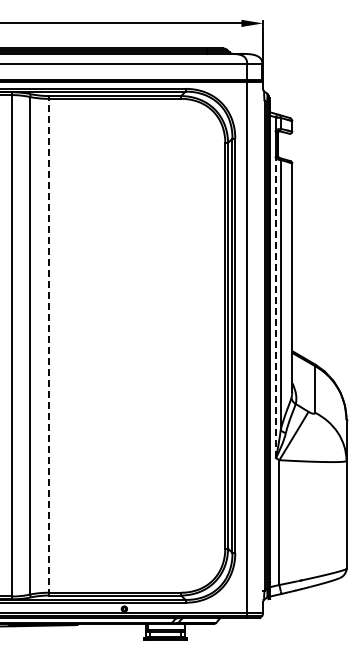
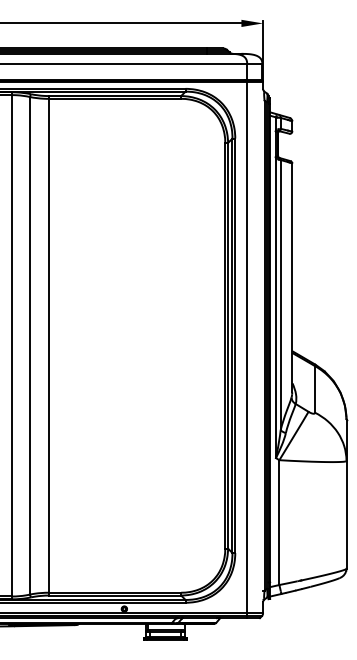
line: dashed -> solid (276, 308)
line: dashed -> solid (48, 345)
